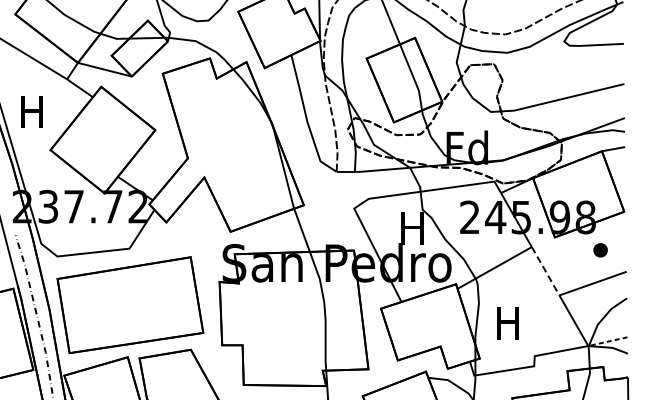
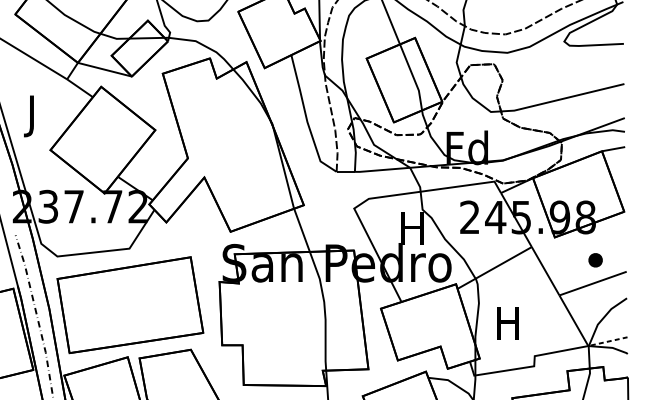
text: H -> J (31, 116)
part position: (600, 250) -> (595, 260) (595, 260)
line: dashed -> solid (545, 271)
